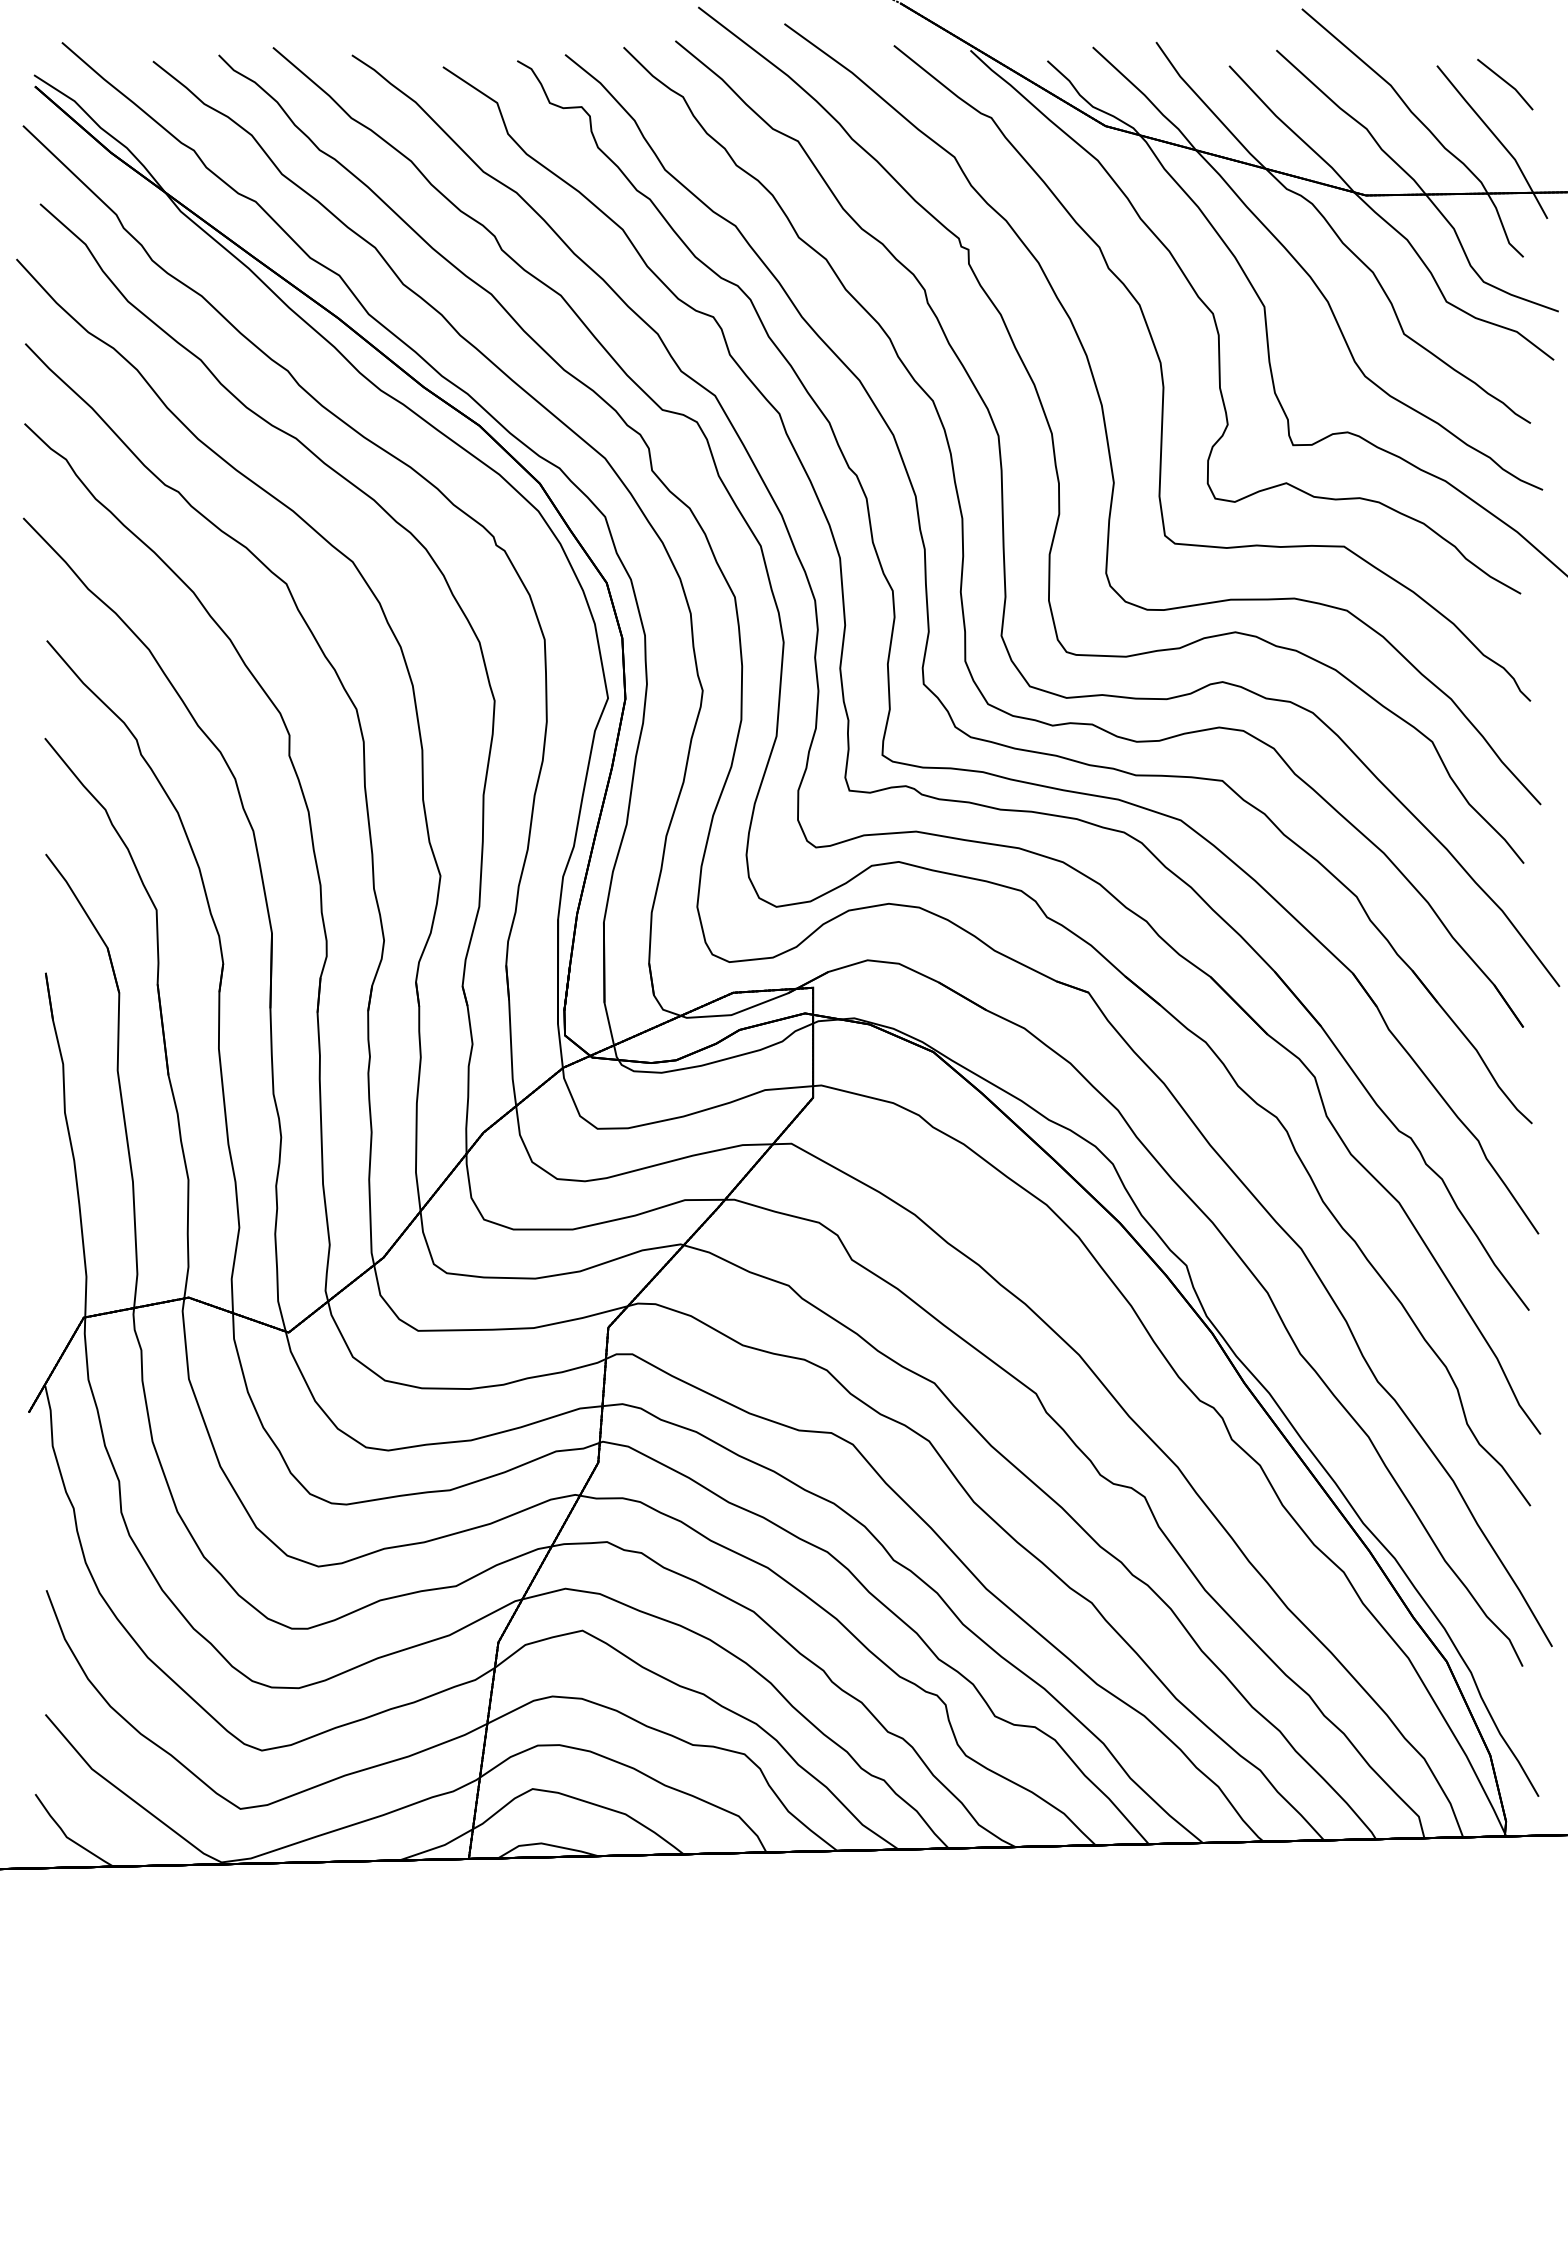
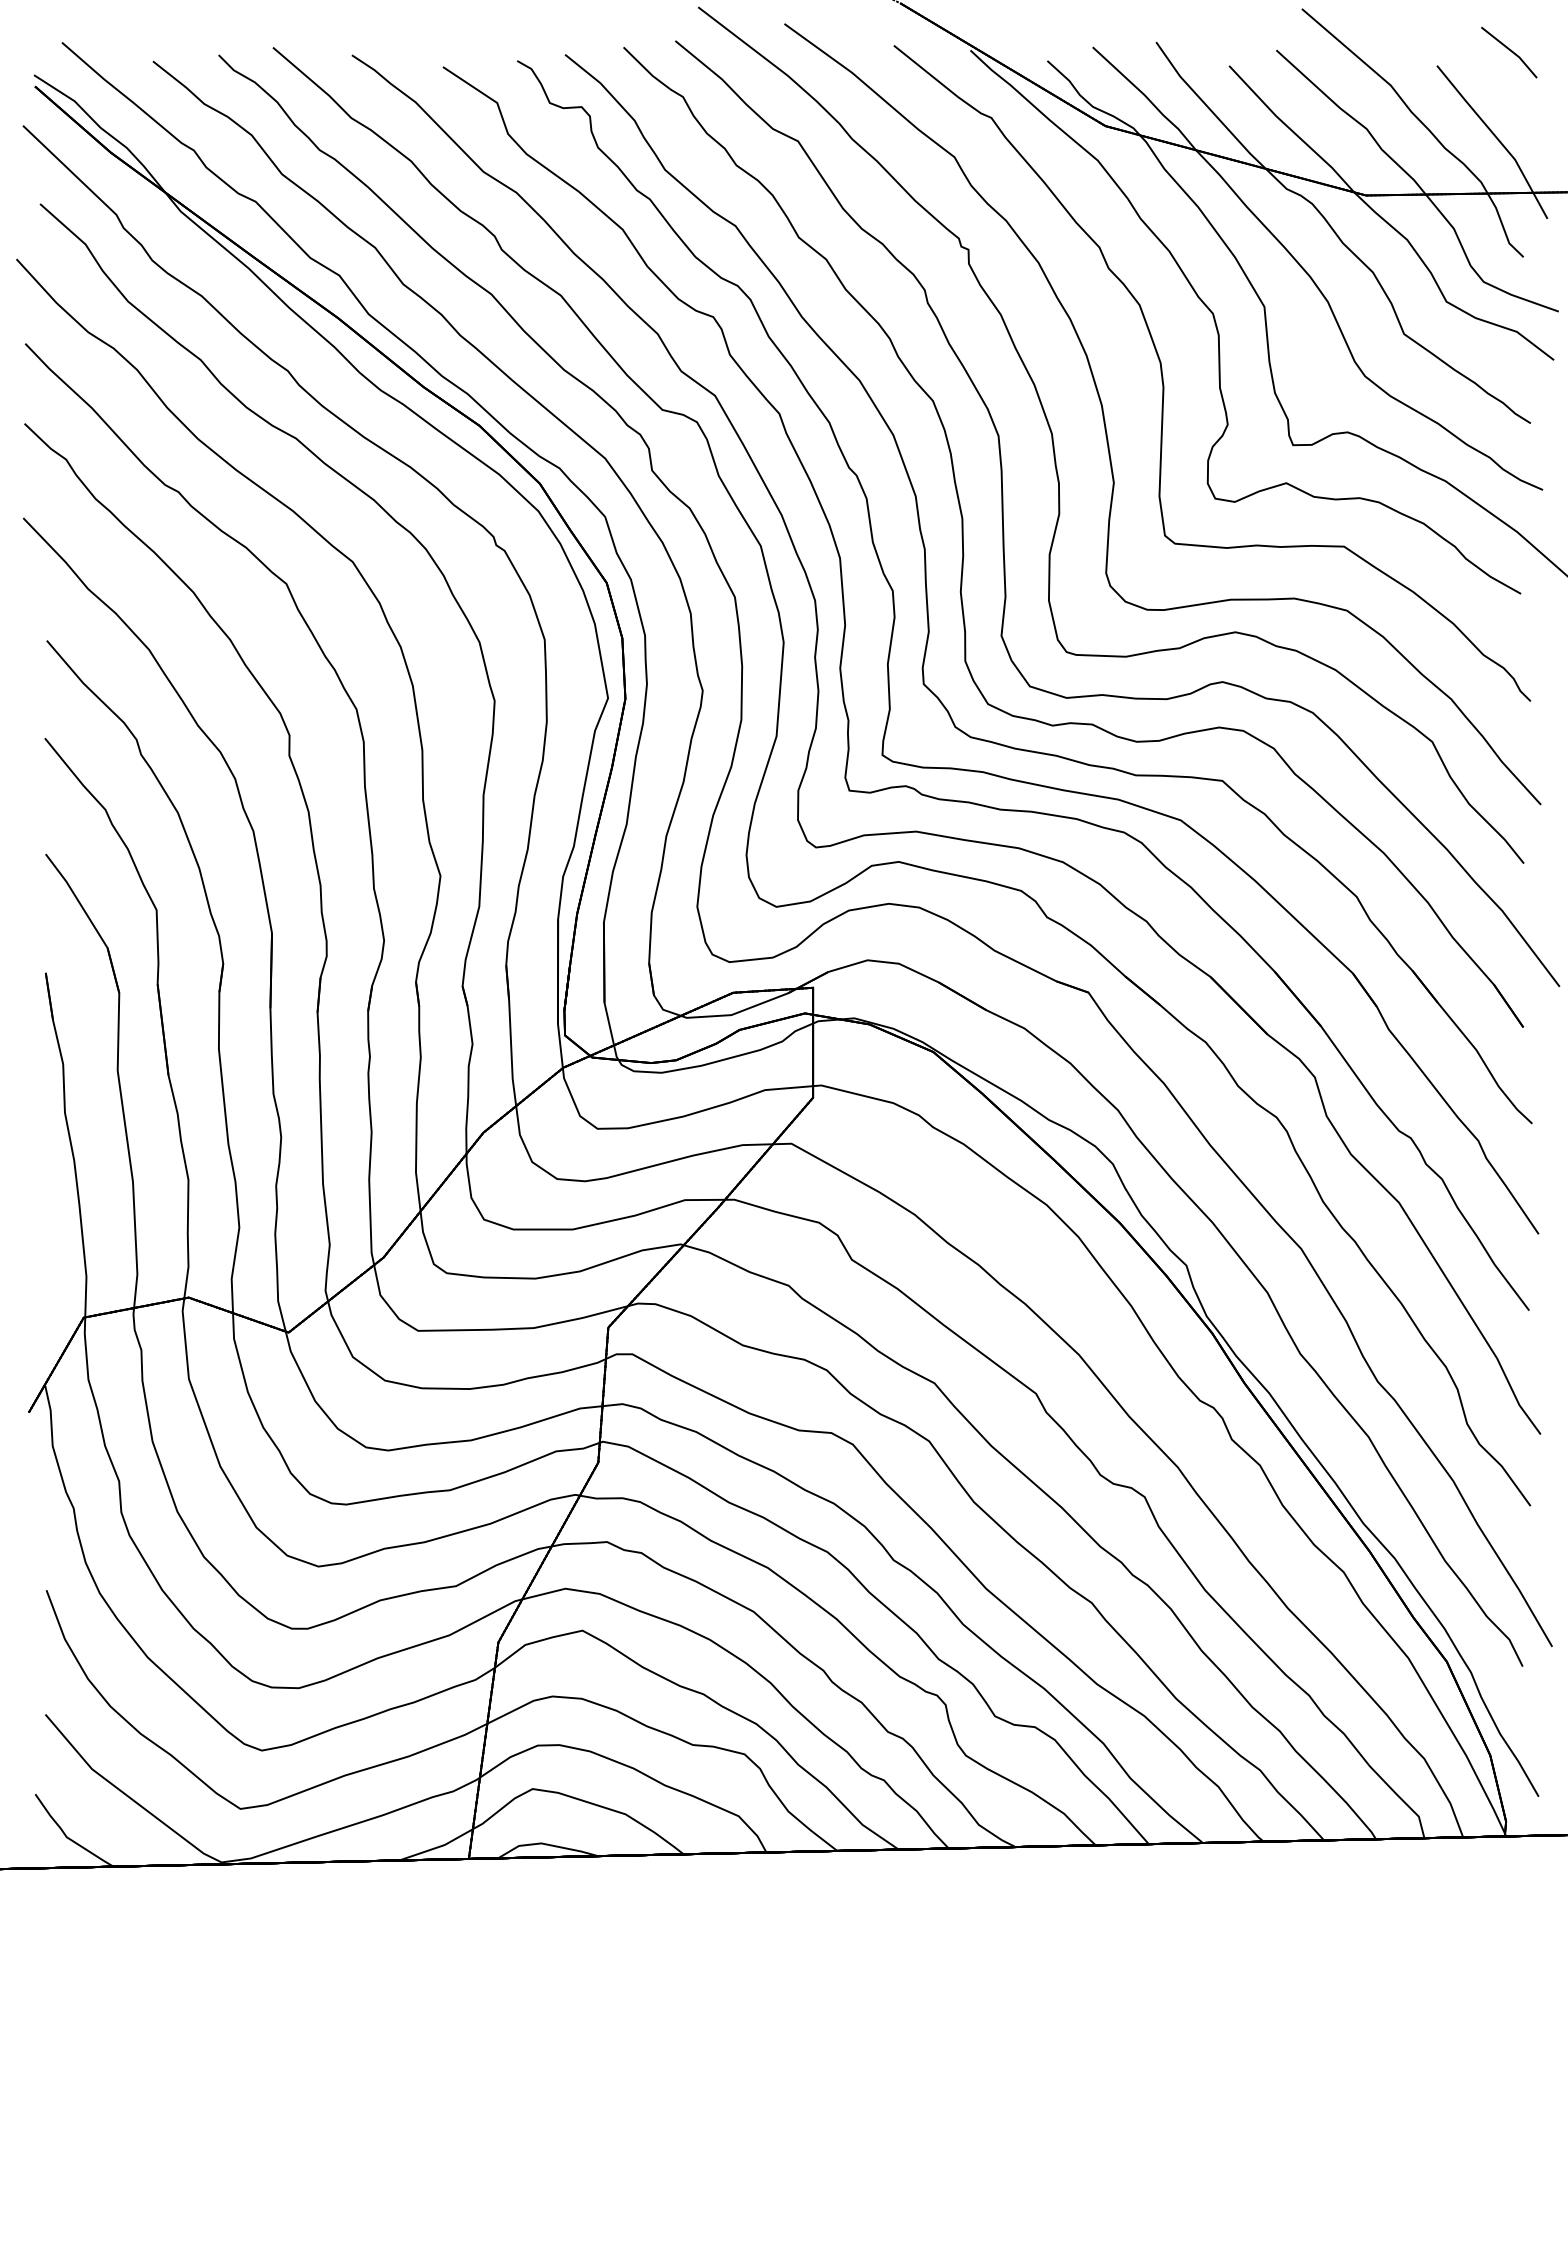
part position: (1505, 84) -> (1509, 52) (1509, 52)
